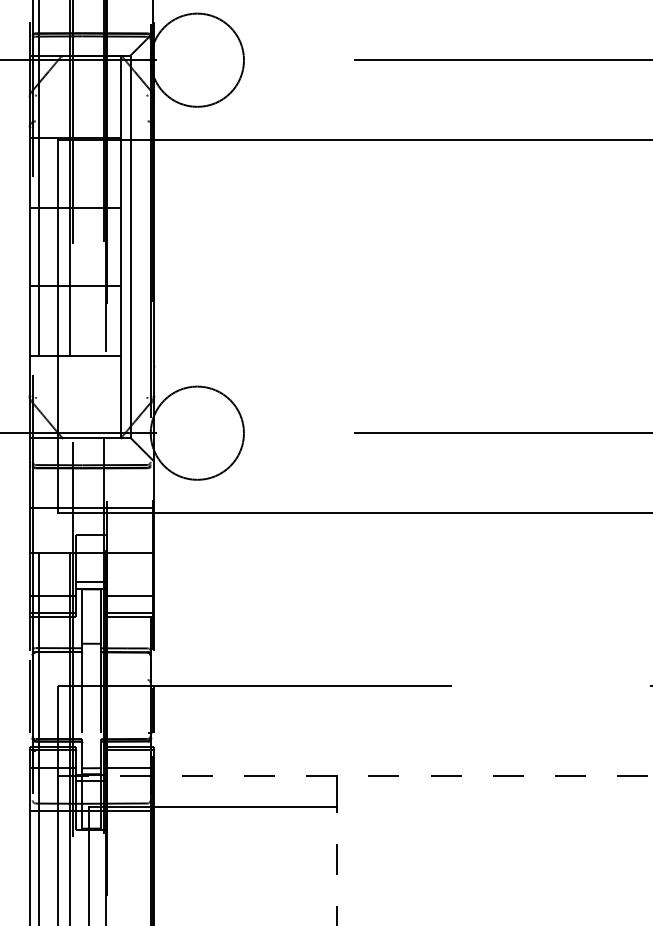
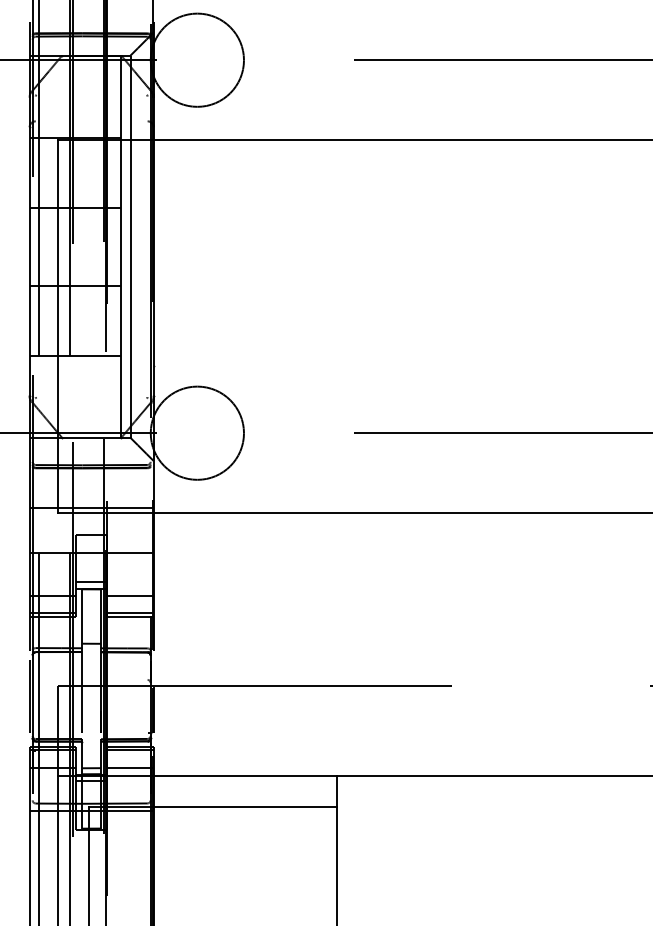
line: dashed -> solid (355, 775)
line: dashed -> solid (337, 865)
